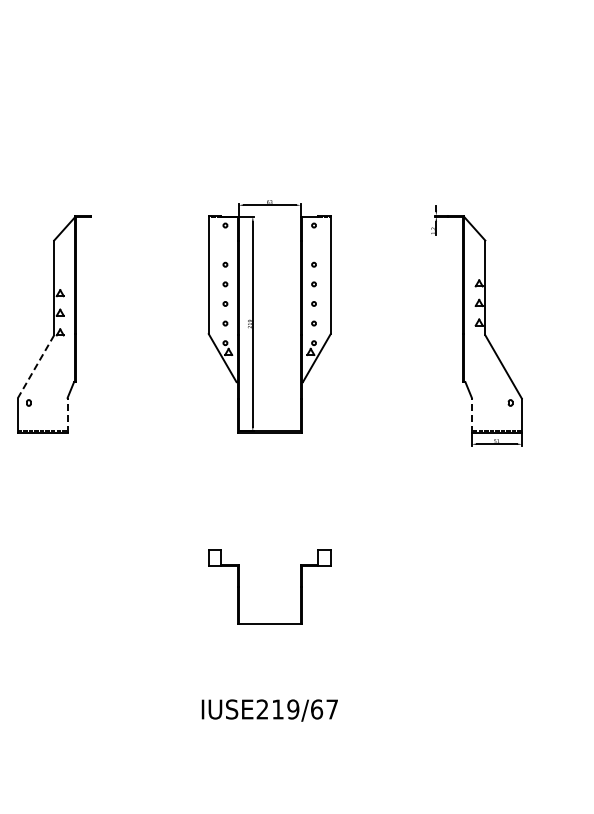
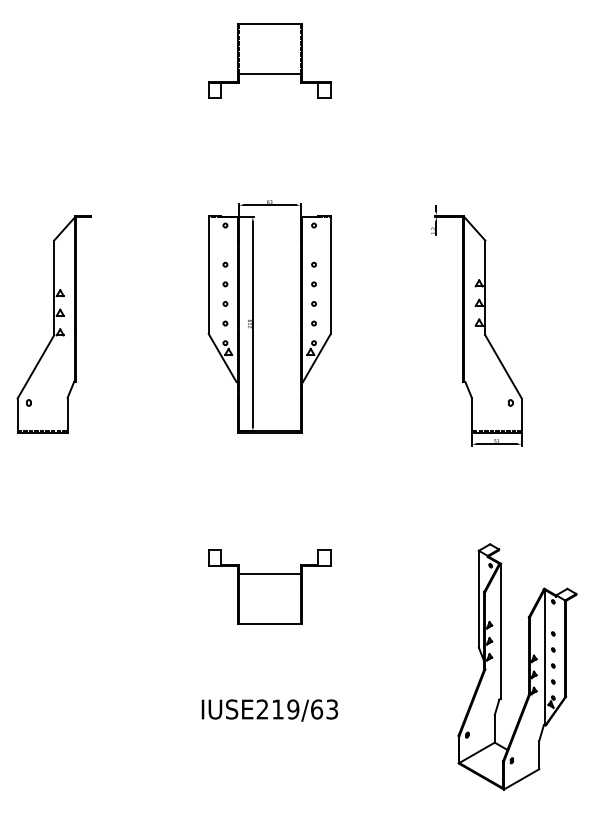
part: none -> present (269, 60)
line: dashed -> solid (35, 366)
line: dashed -> solid (67, 414)
line: dashed -> solid (471, 414)
line: none -> present (269, 573)
part: none -> present (528, 666)
text: IUSE219/67 -> IUSE219/63 (332, 709)
